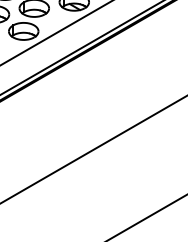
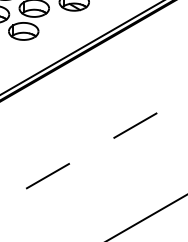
line: present -> none (56, 33)
line: solid -> dashed (93, 149)
